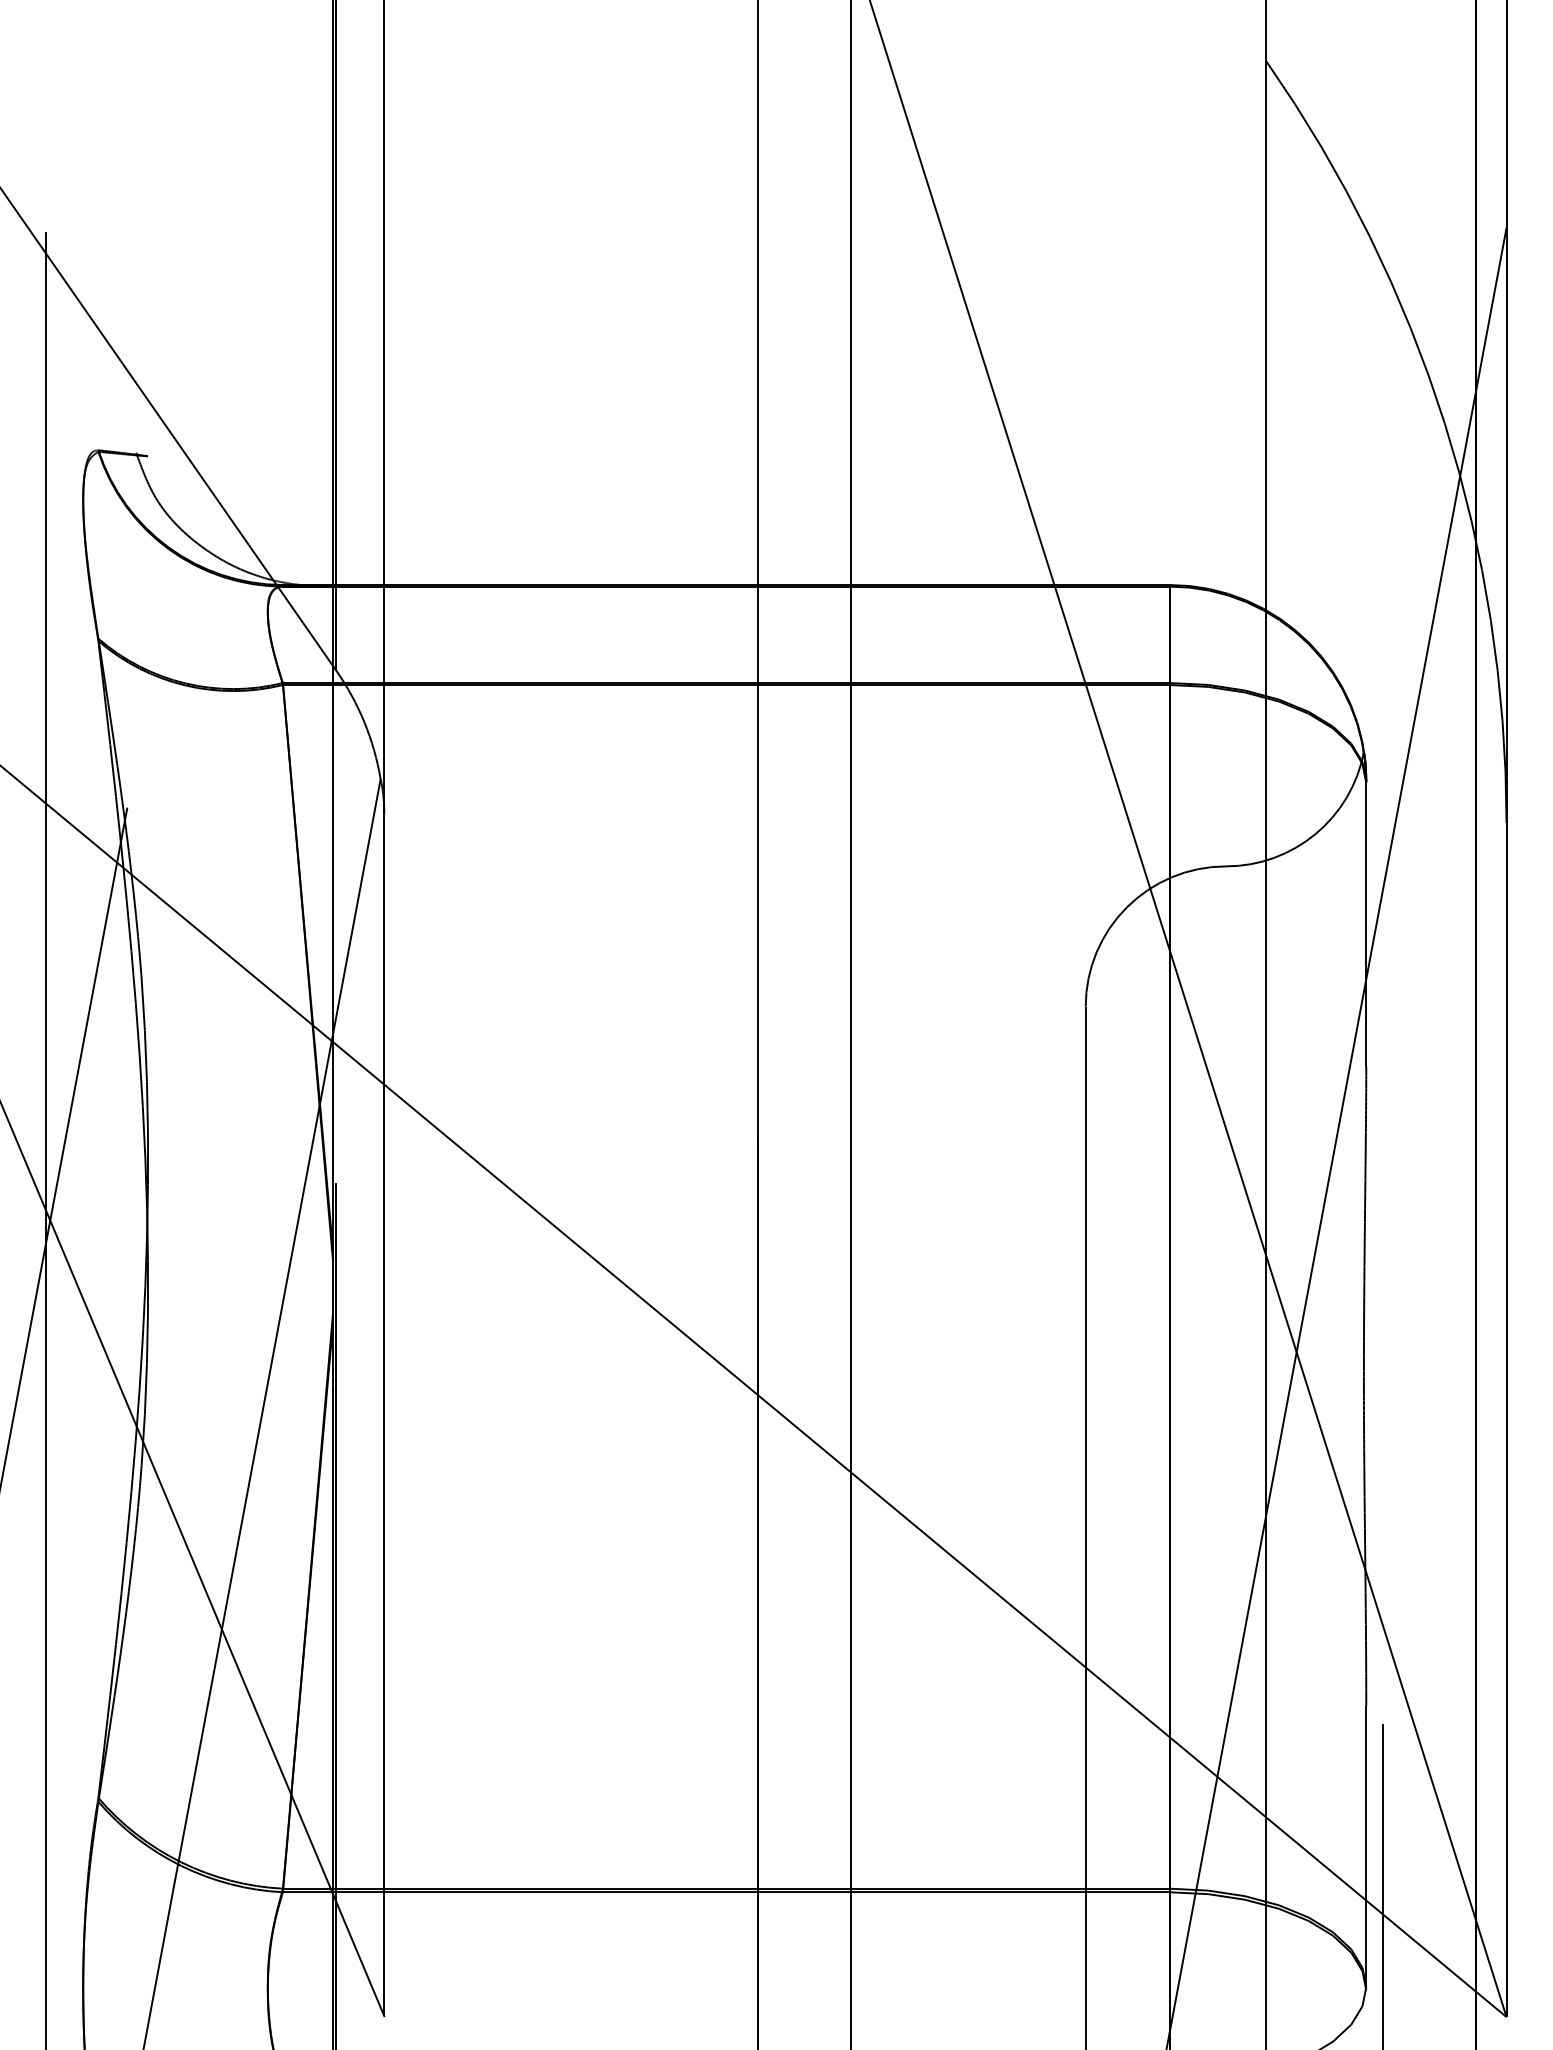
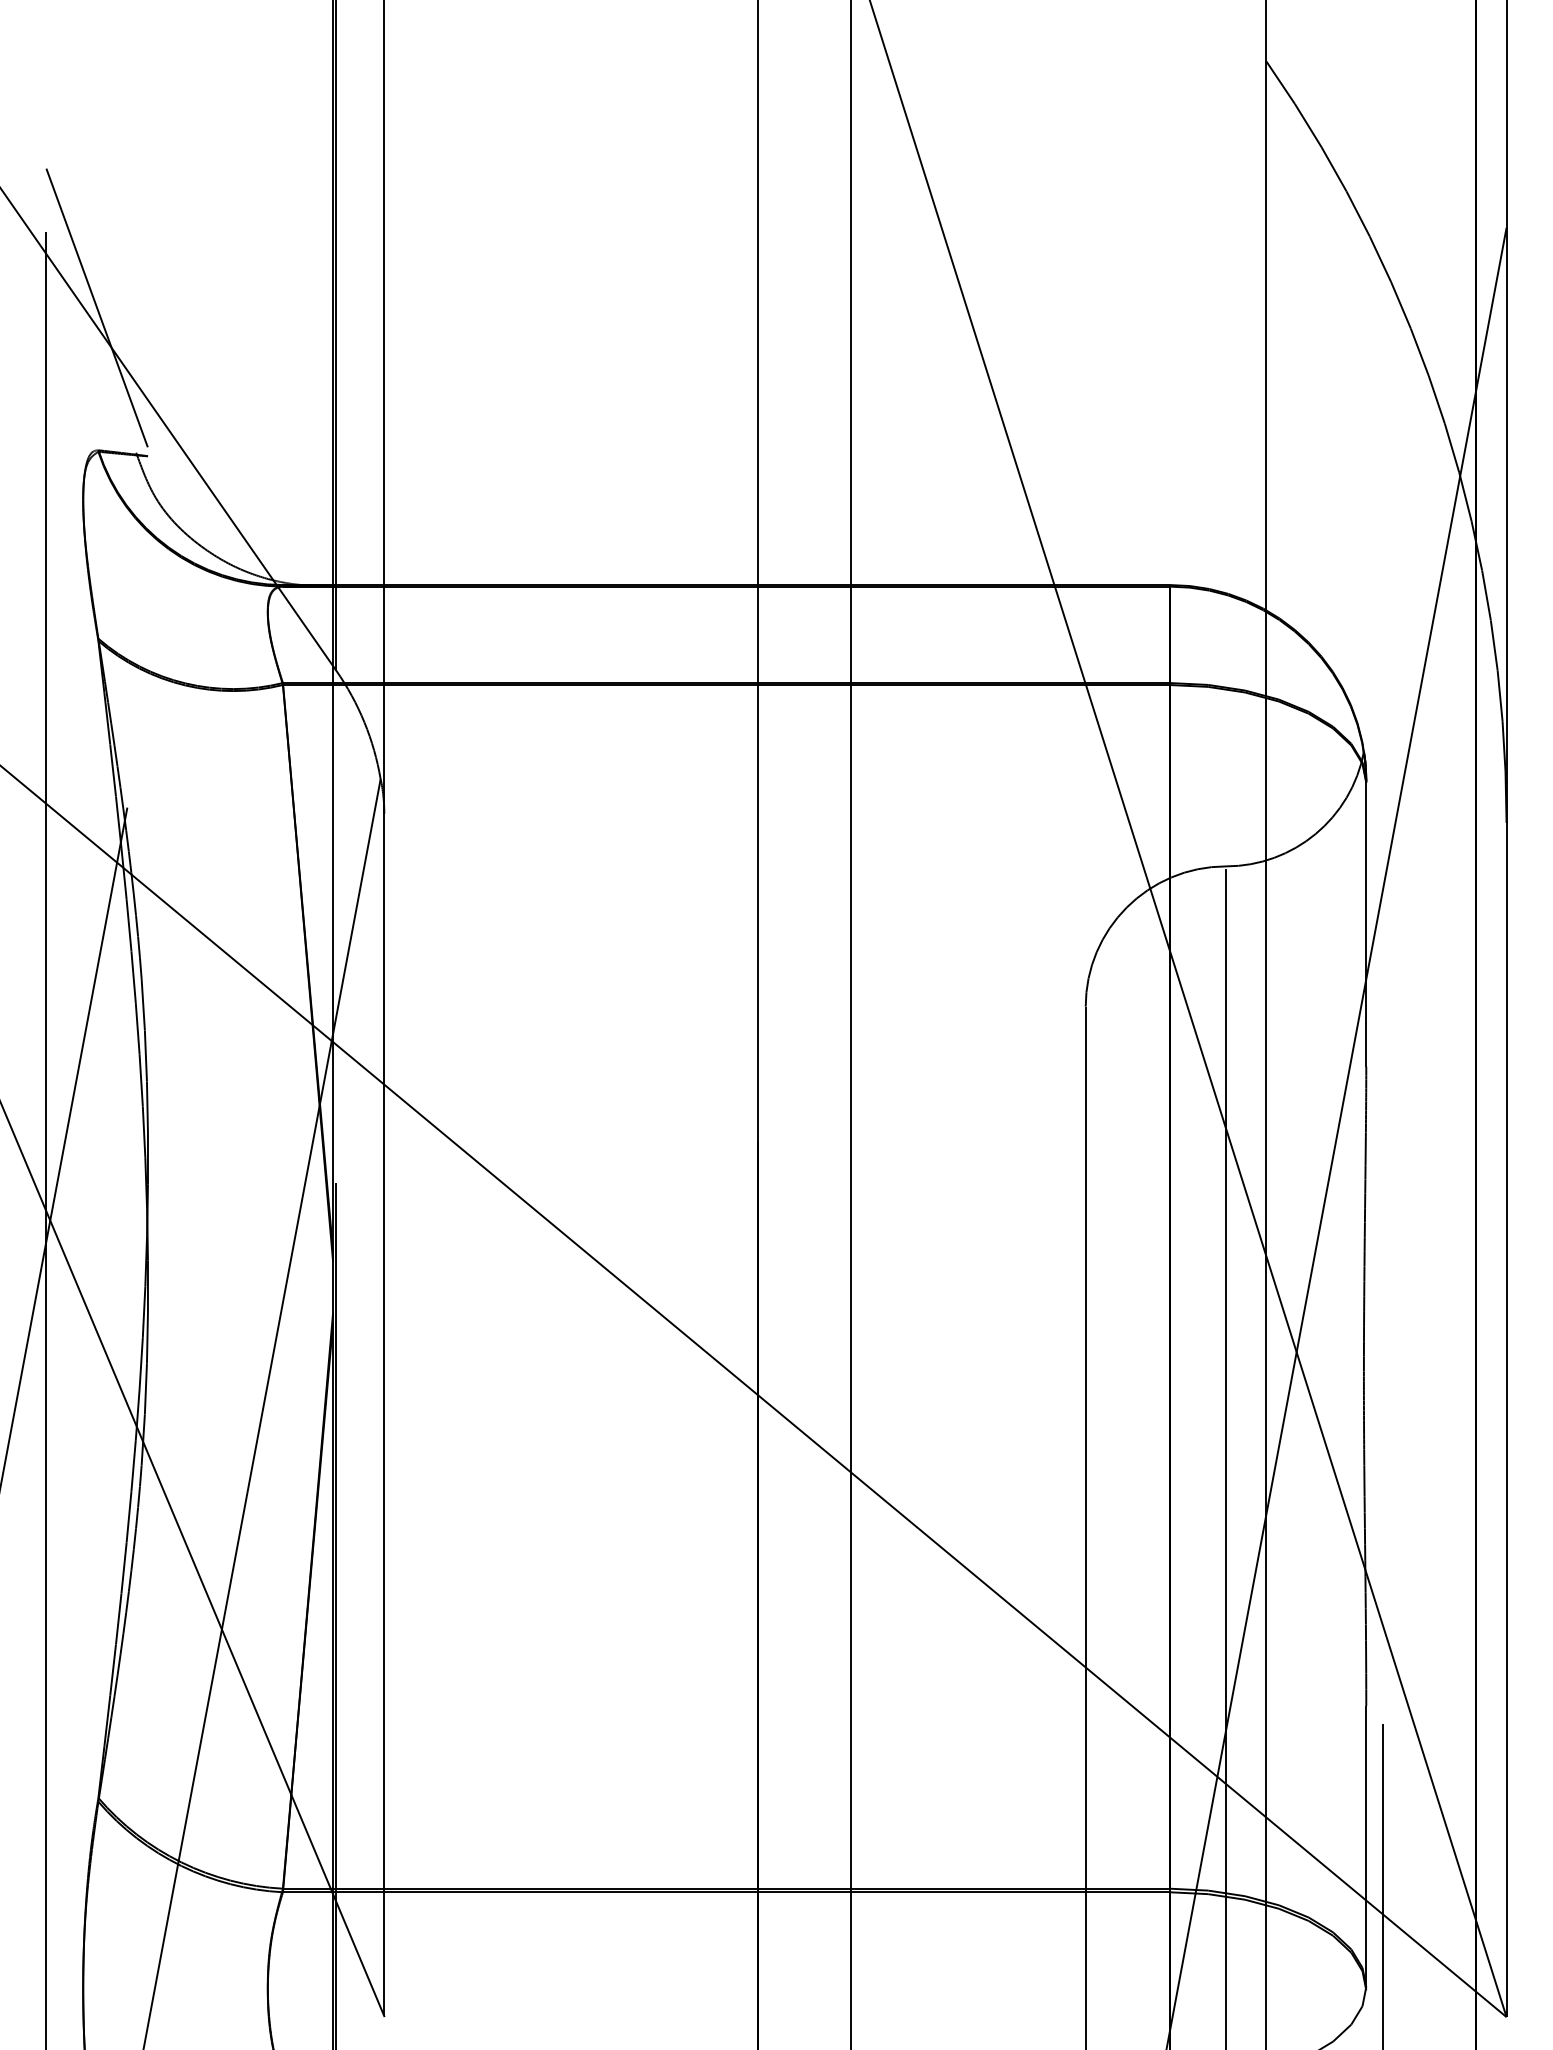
line: none -> present (96, 307)
line: none -> present (1226, 1457)
